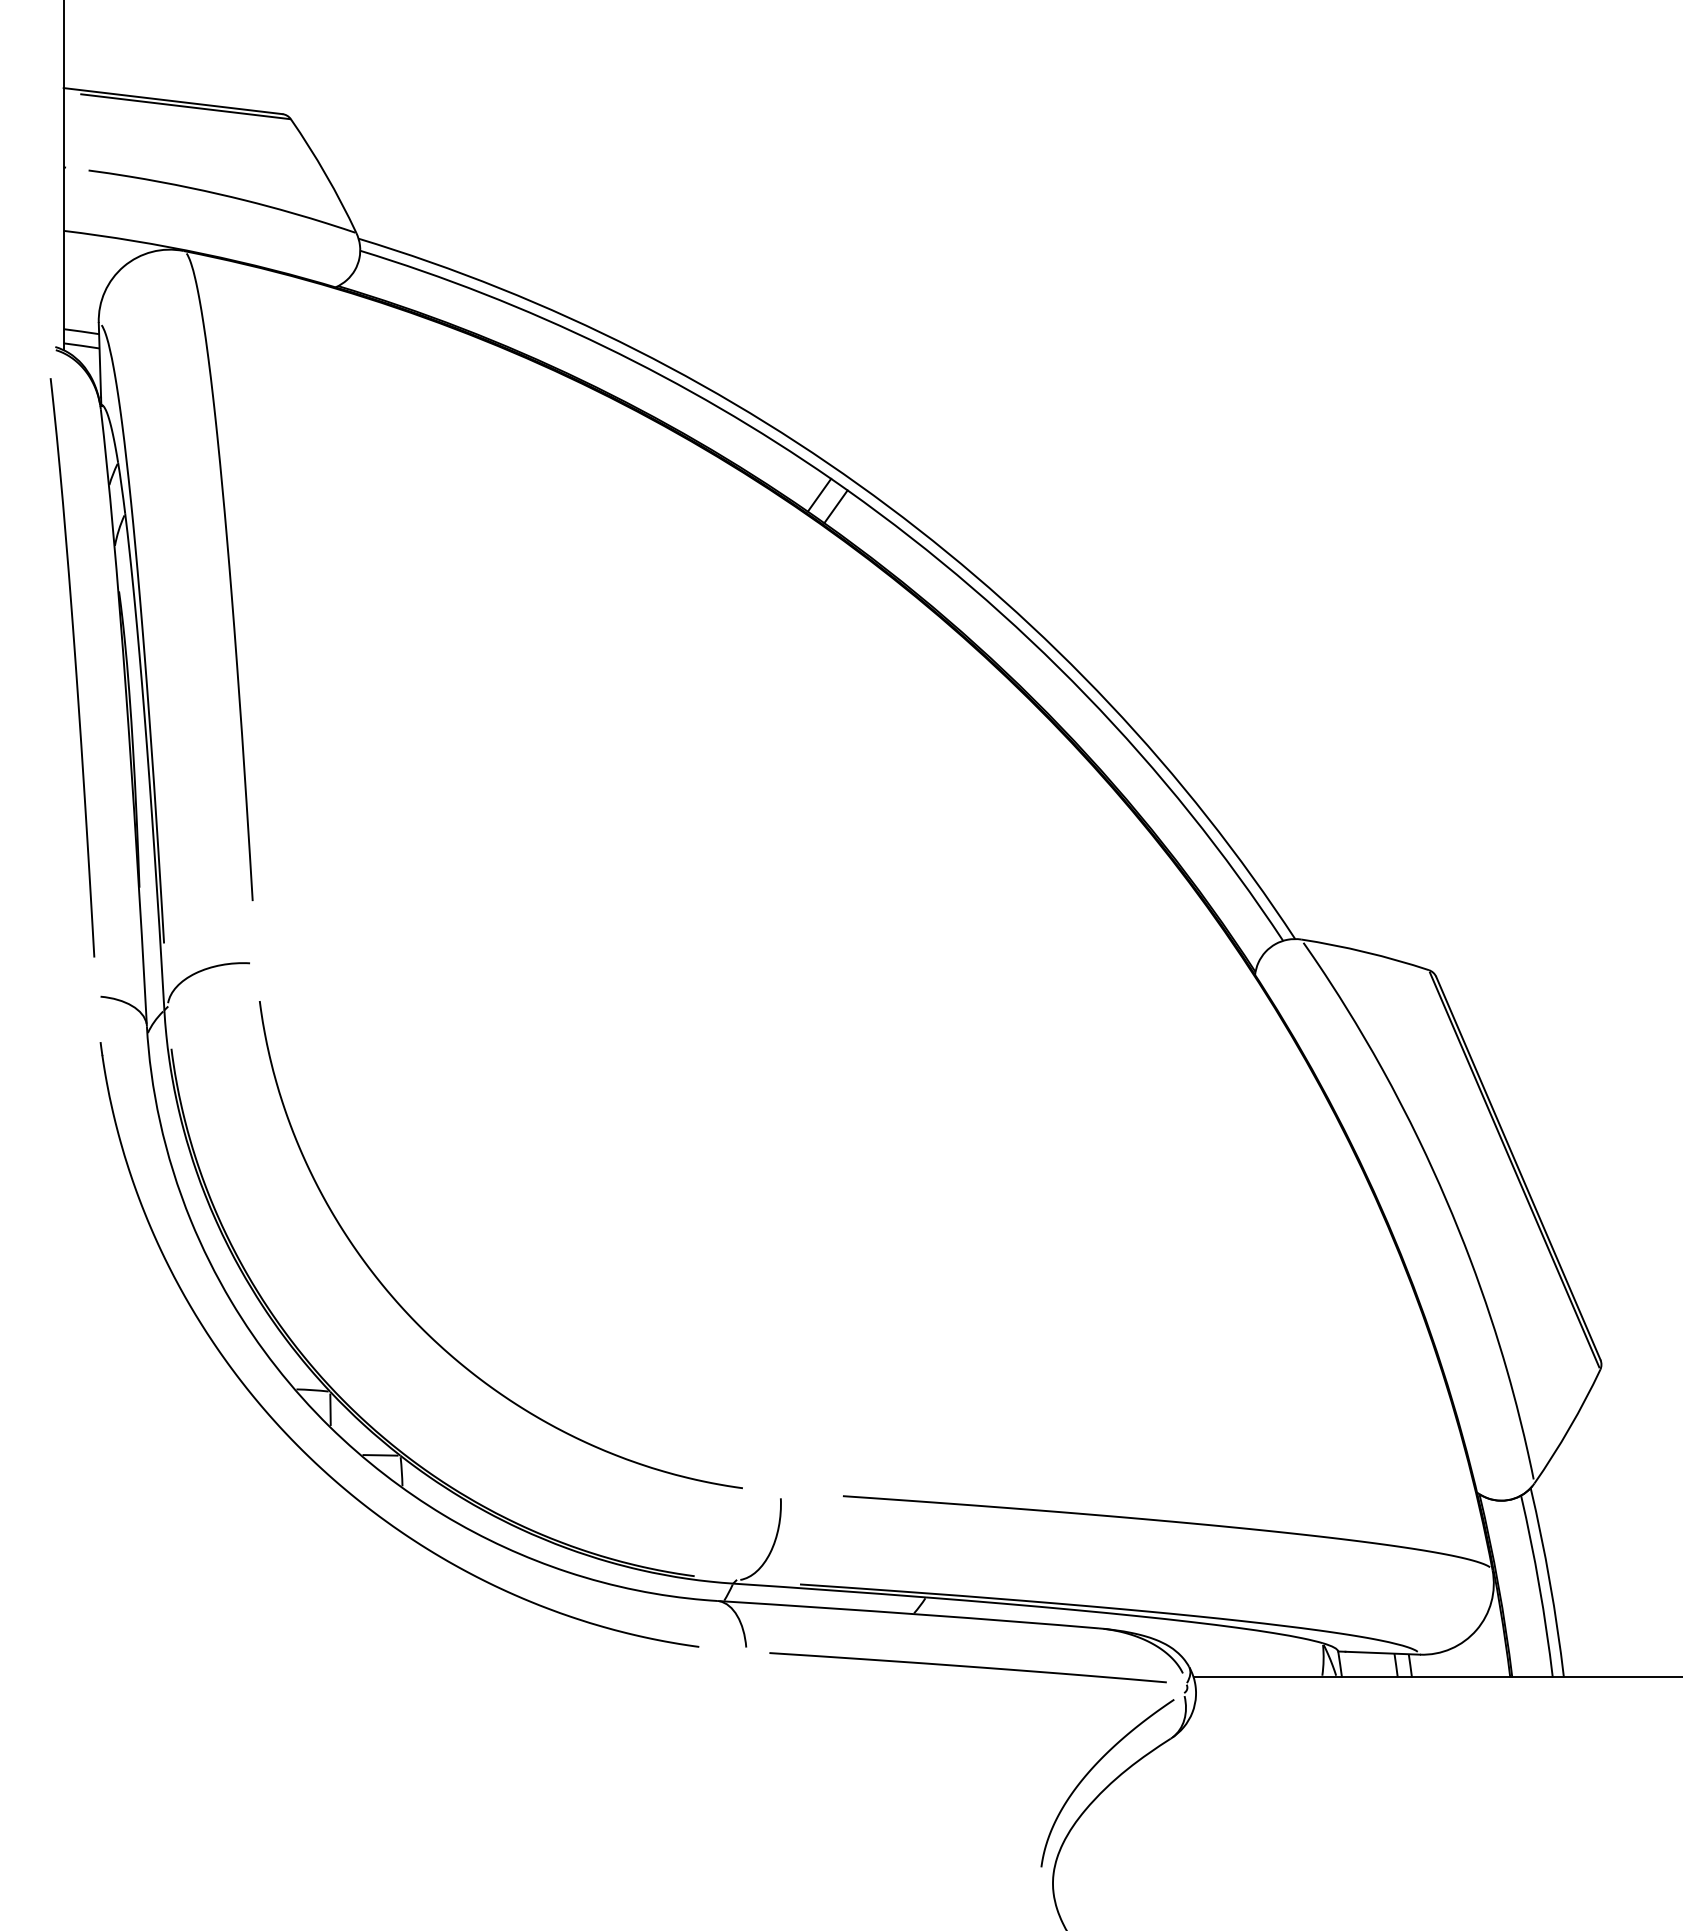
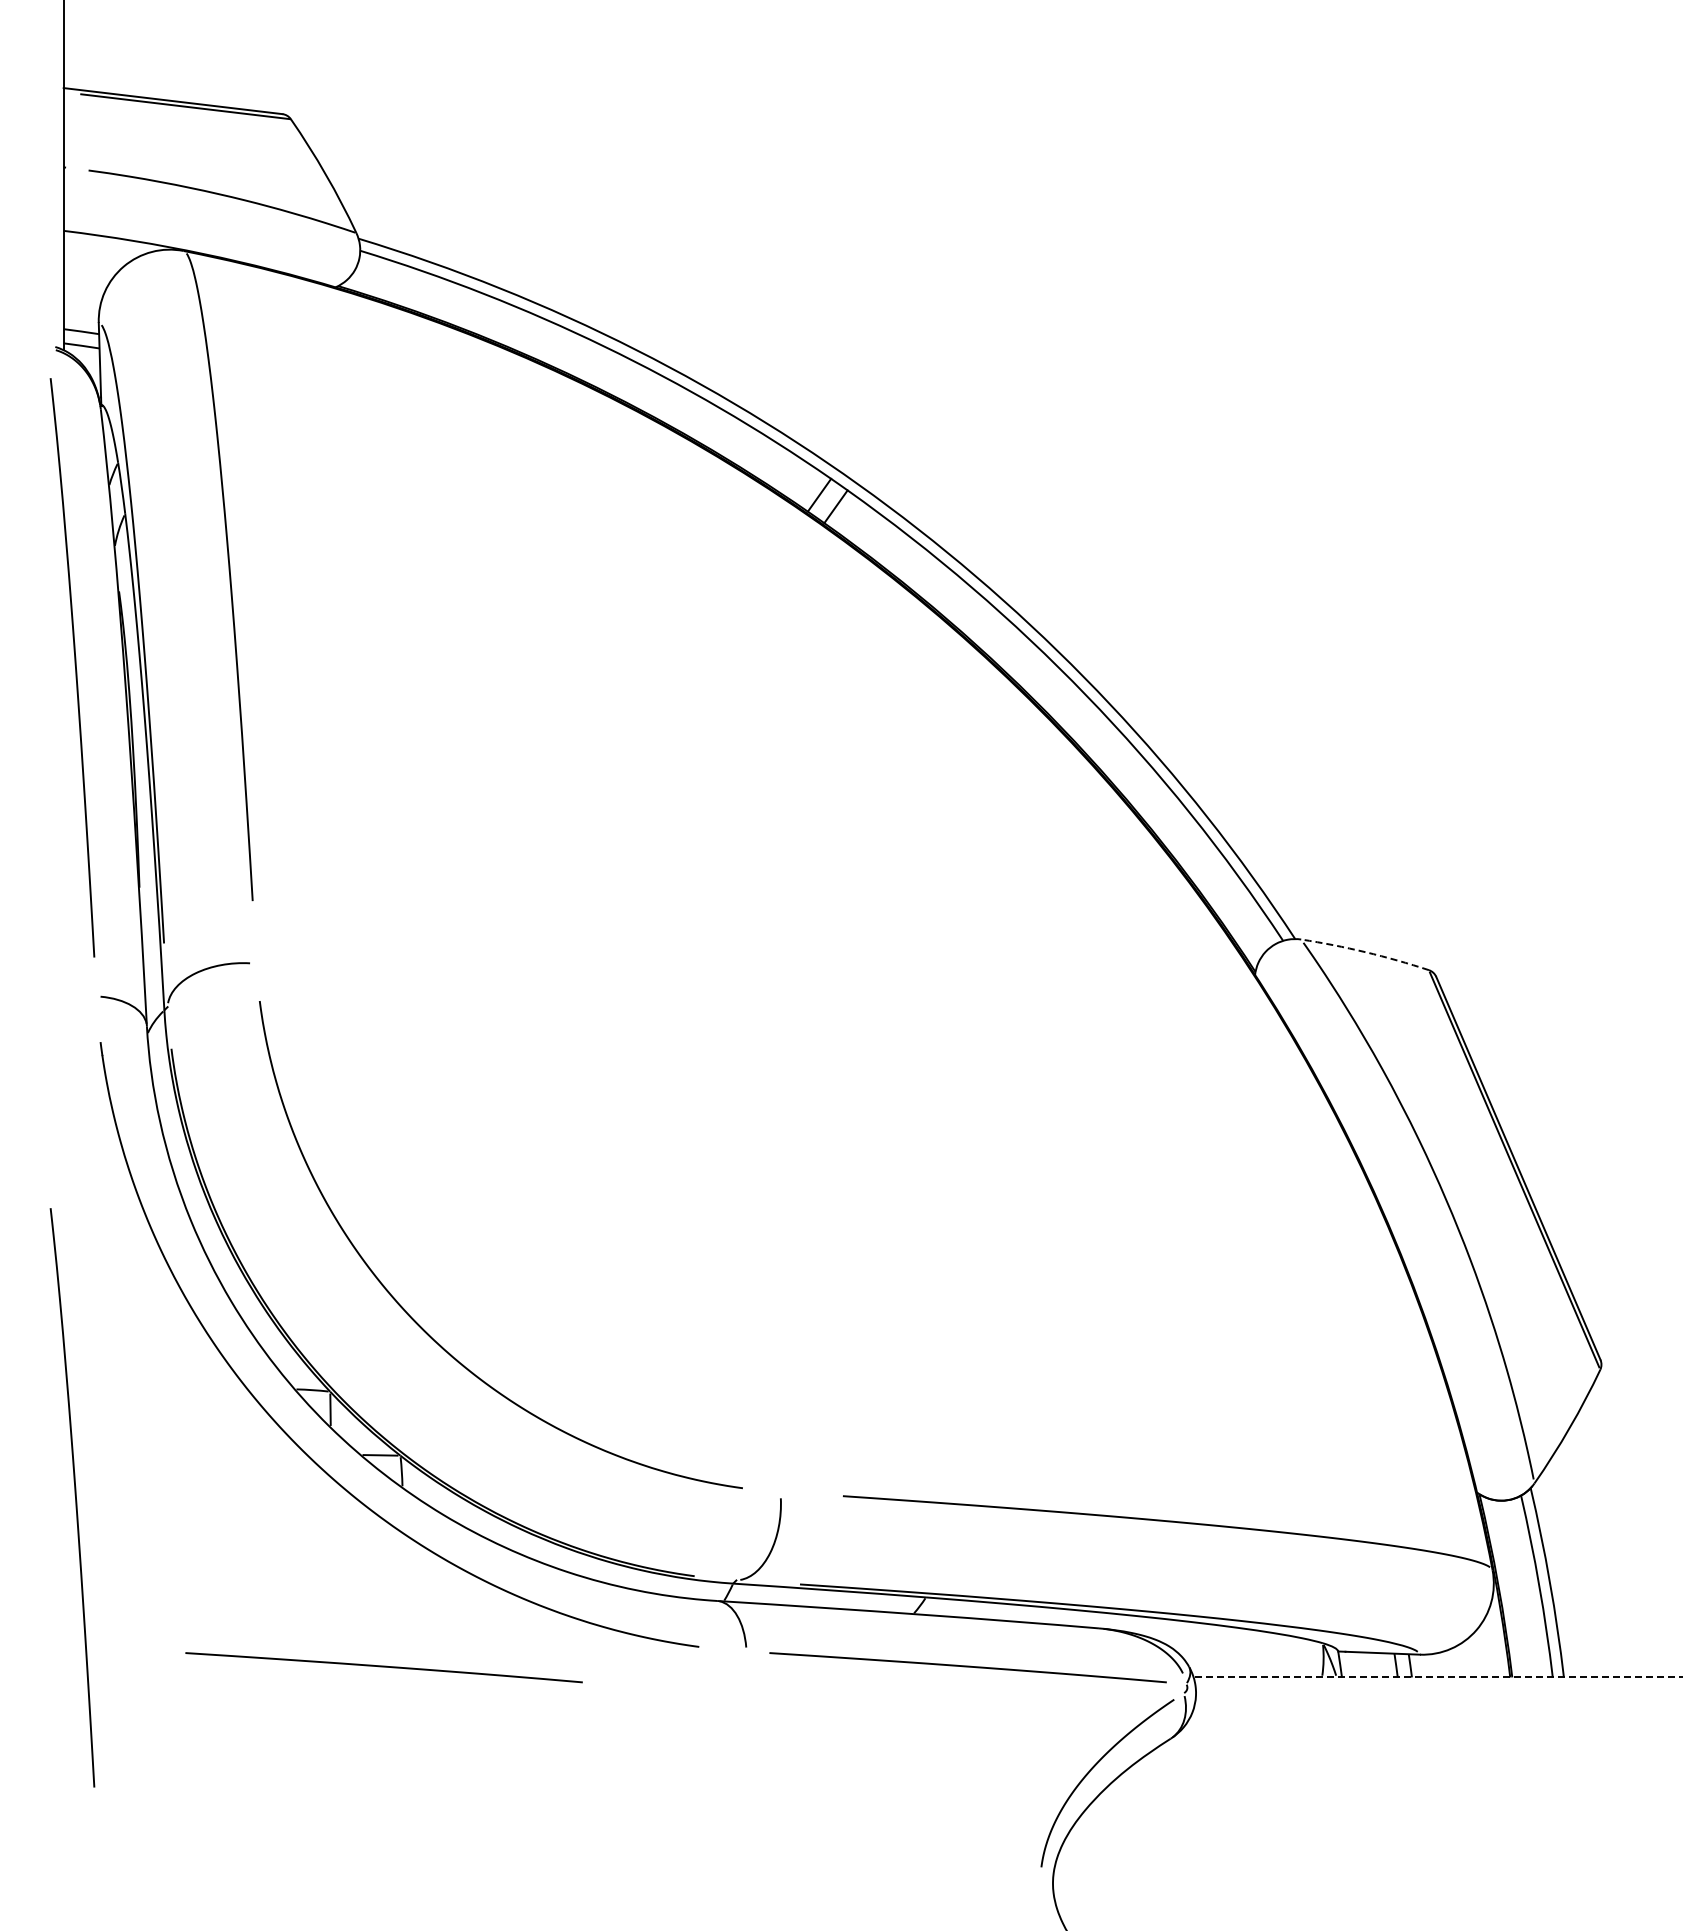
arc: solid -> dashed (1365, 952)
curve: none -> present (74, 1495)
curve: none -> present (383, 1667)
line: solid -> dashed (1437, 1677)
